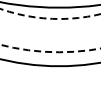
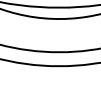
arc: dashed -> solid (50, 18)
arc: dashed -> solid (50, 52)
